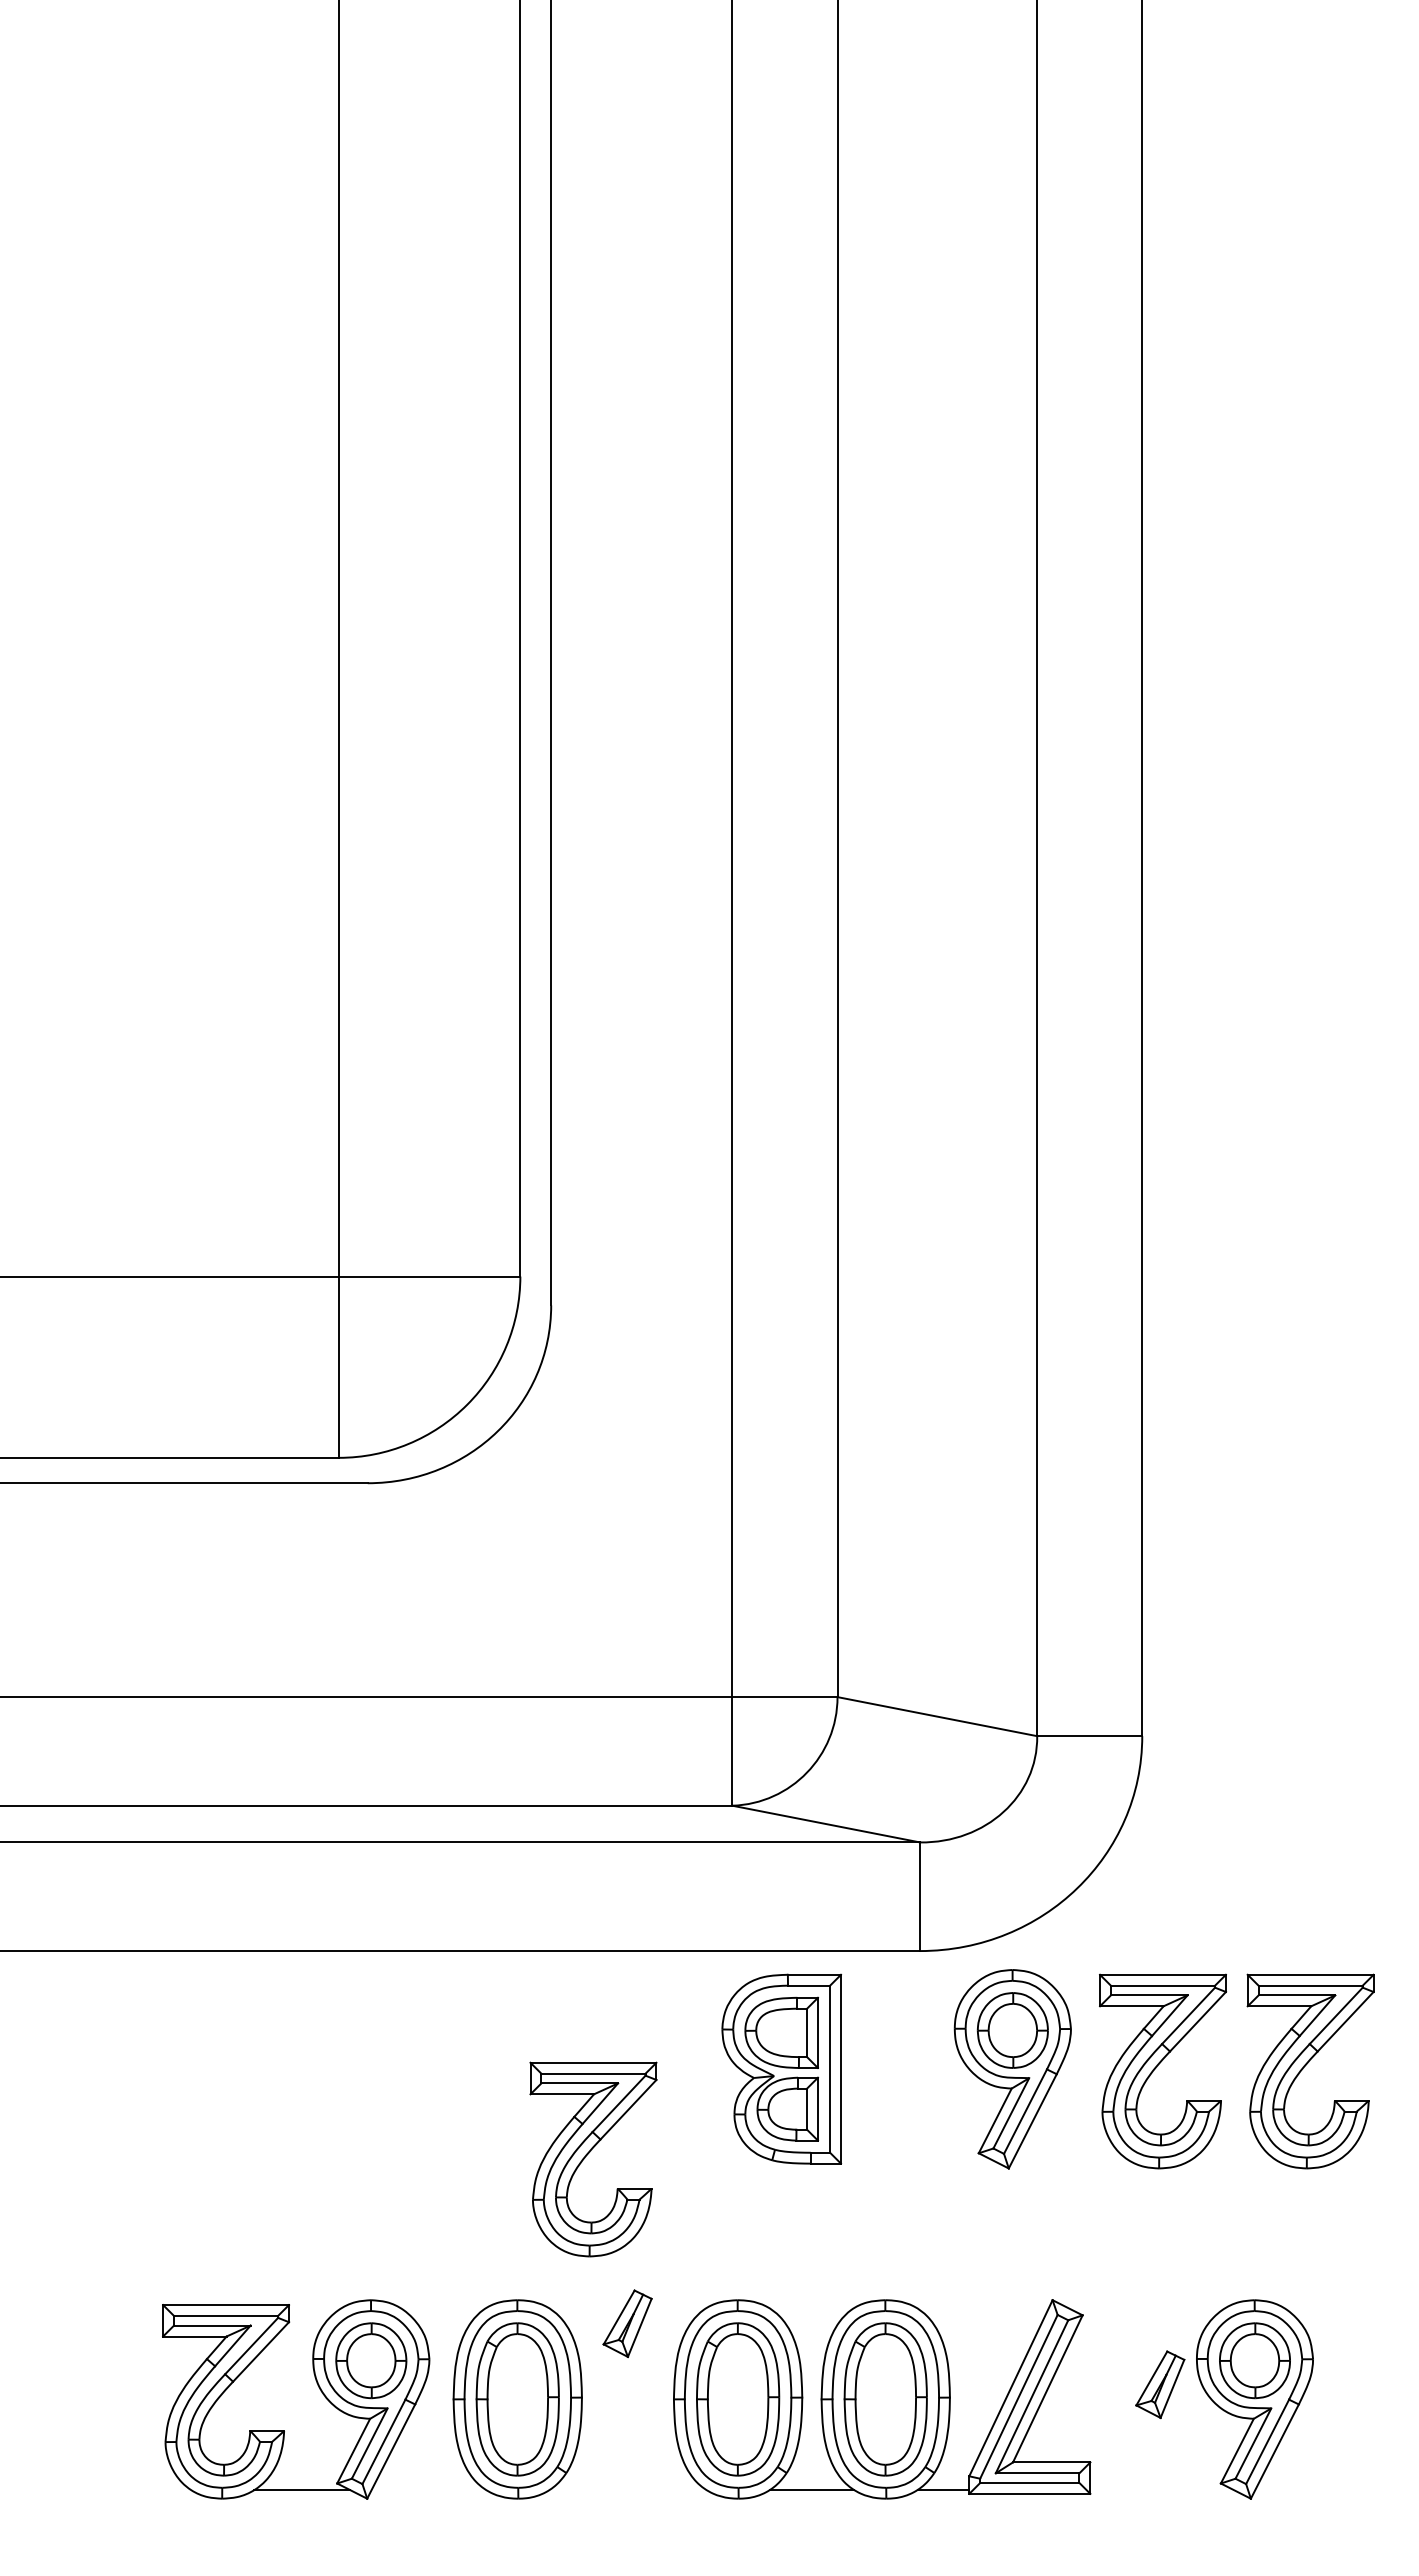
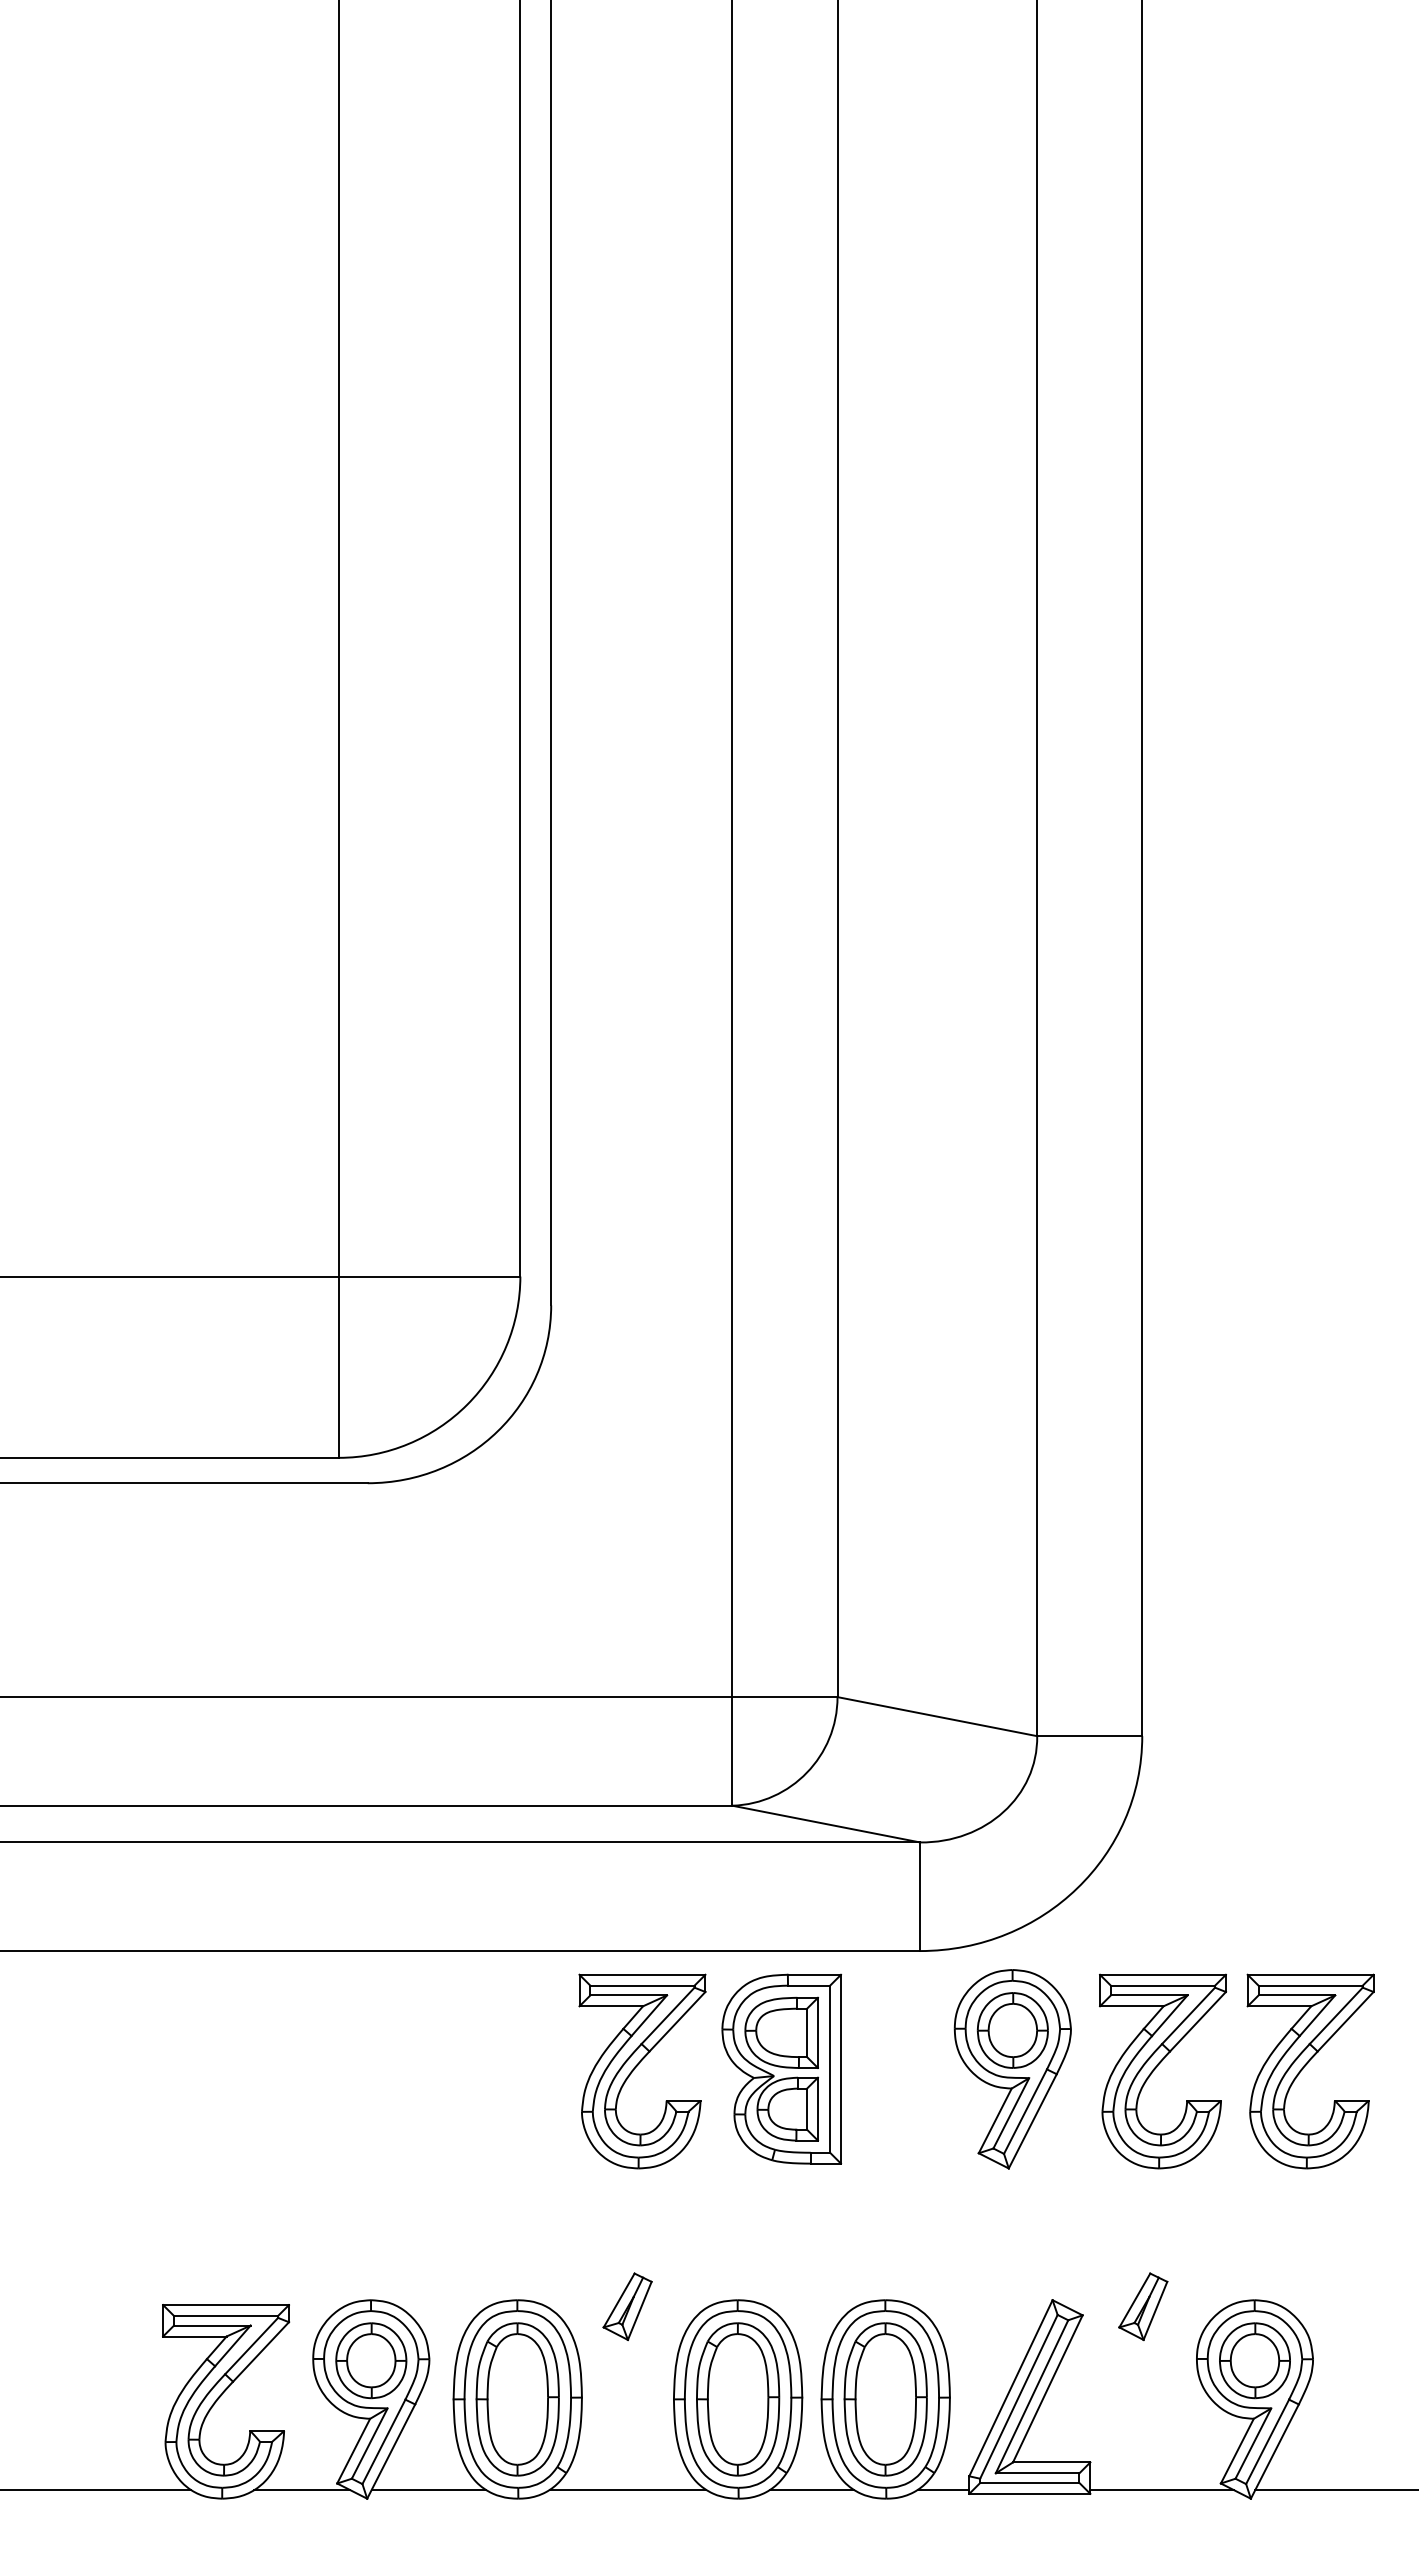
part position: (588, 2154) -> (637, 2066) (637, 2066)
part position: (627, 2323) -> (627, 2306) (627, 2306)
part position: (1160, 2384) -> (1143, 2306) (1143, 2306)
line: none -> present (96, 2490)
line: none -> present (428, 2490)
line: none -> present (627, 2490)
line: none -> present (1161, 2490)
line: none -> present (1335, 2490)
